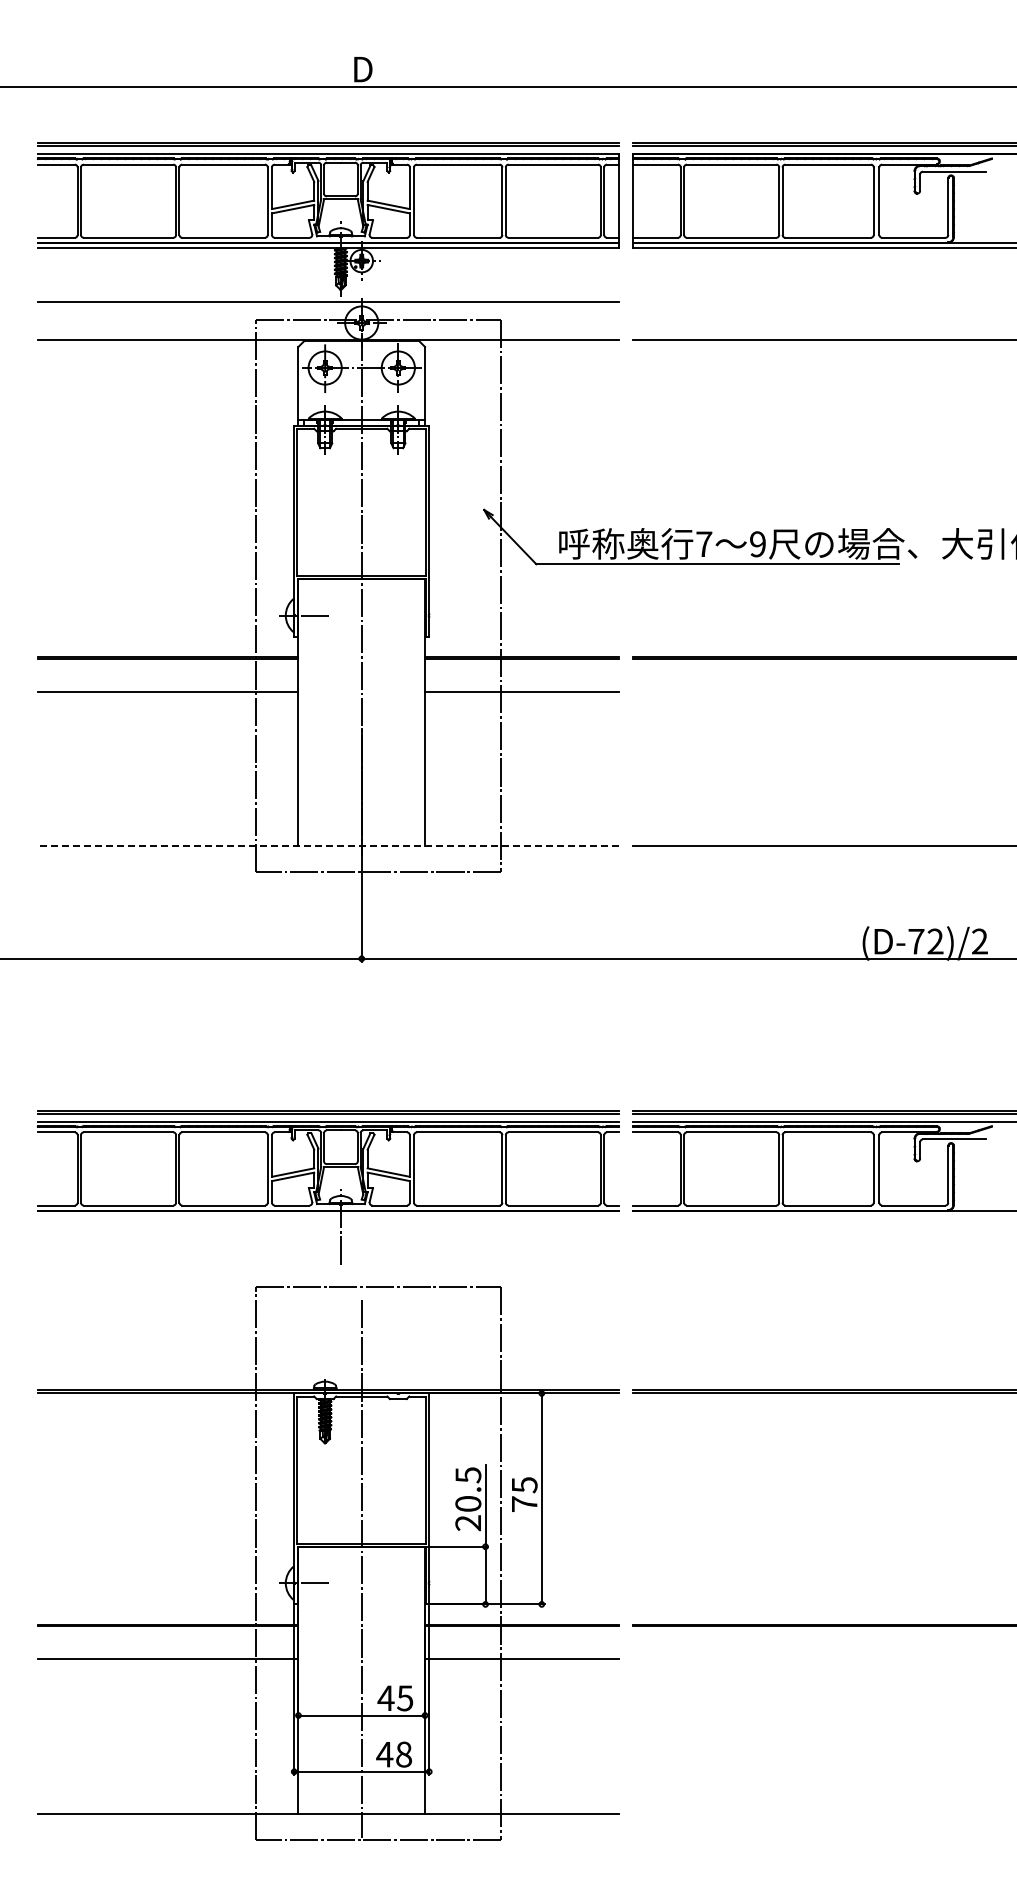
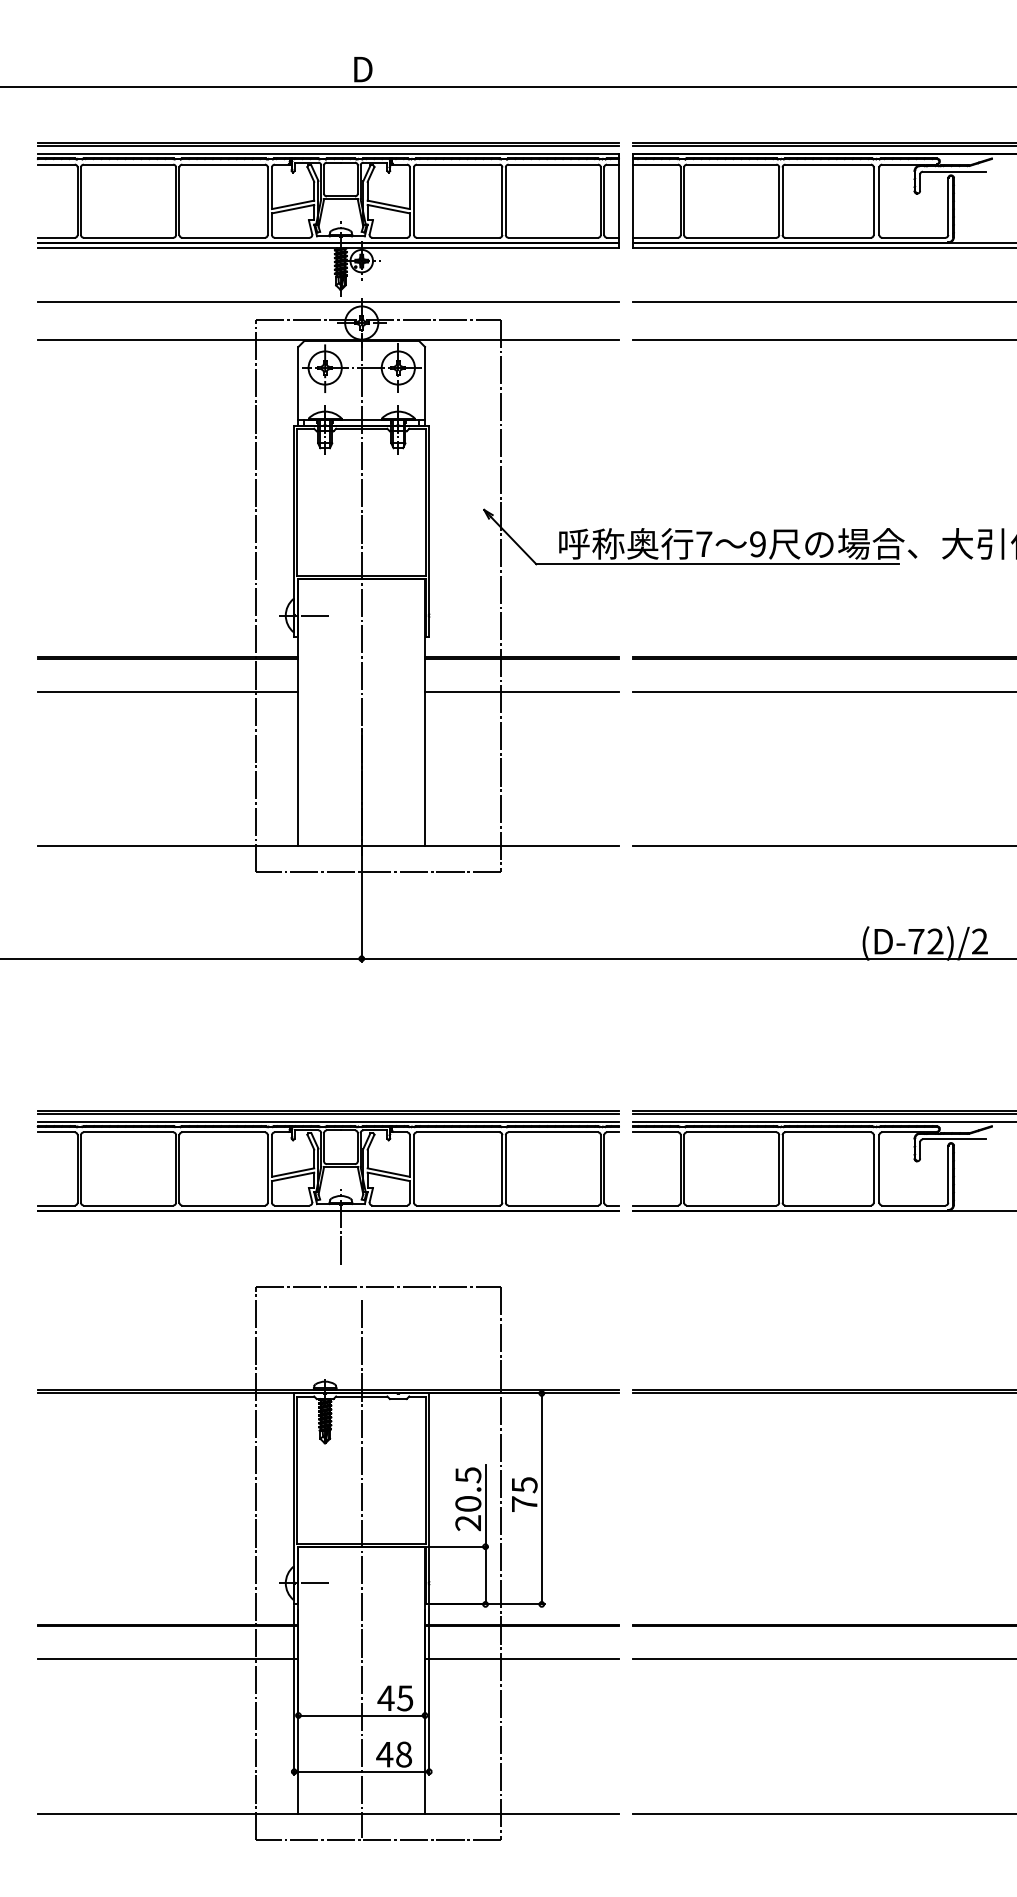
line: none -> present (822, 301)
line: none -> present (822, 691)
line: dashed -> solid (328, 846)
line: none -> present (822, 1659)
line: none -> present (822, 1813)
